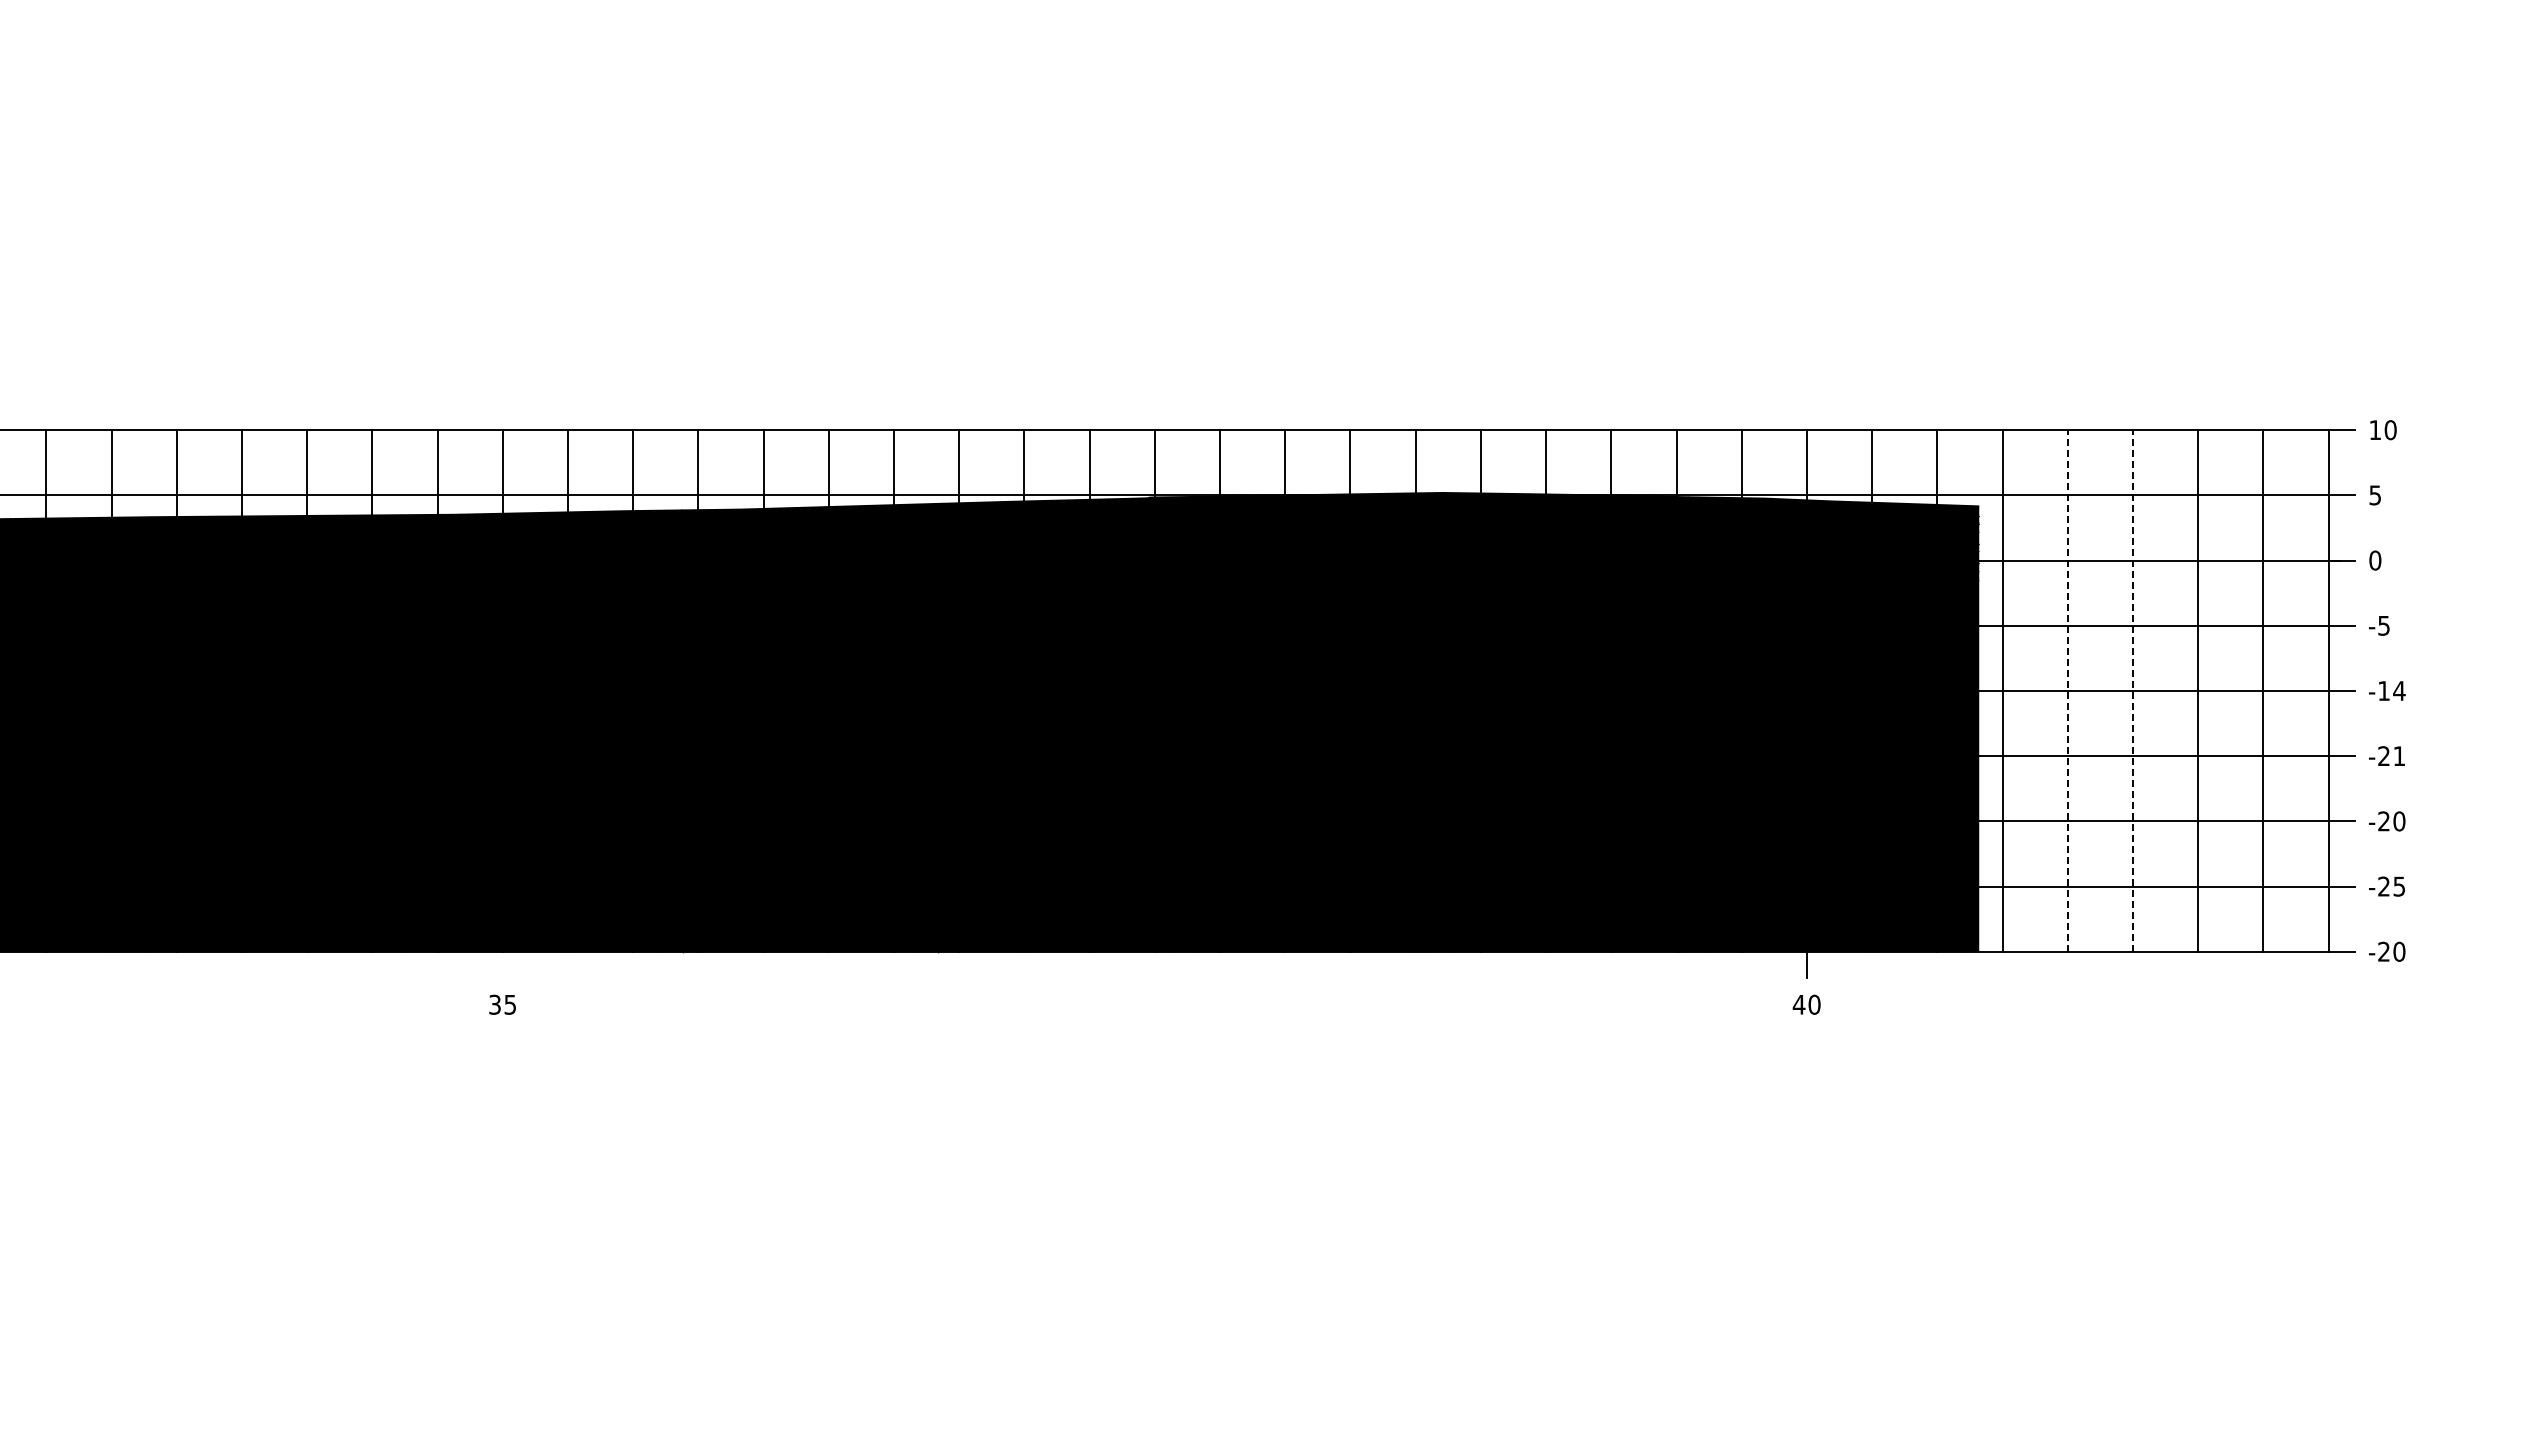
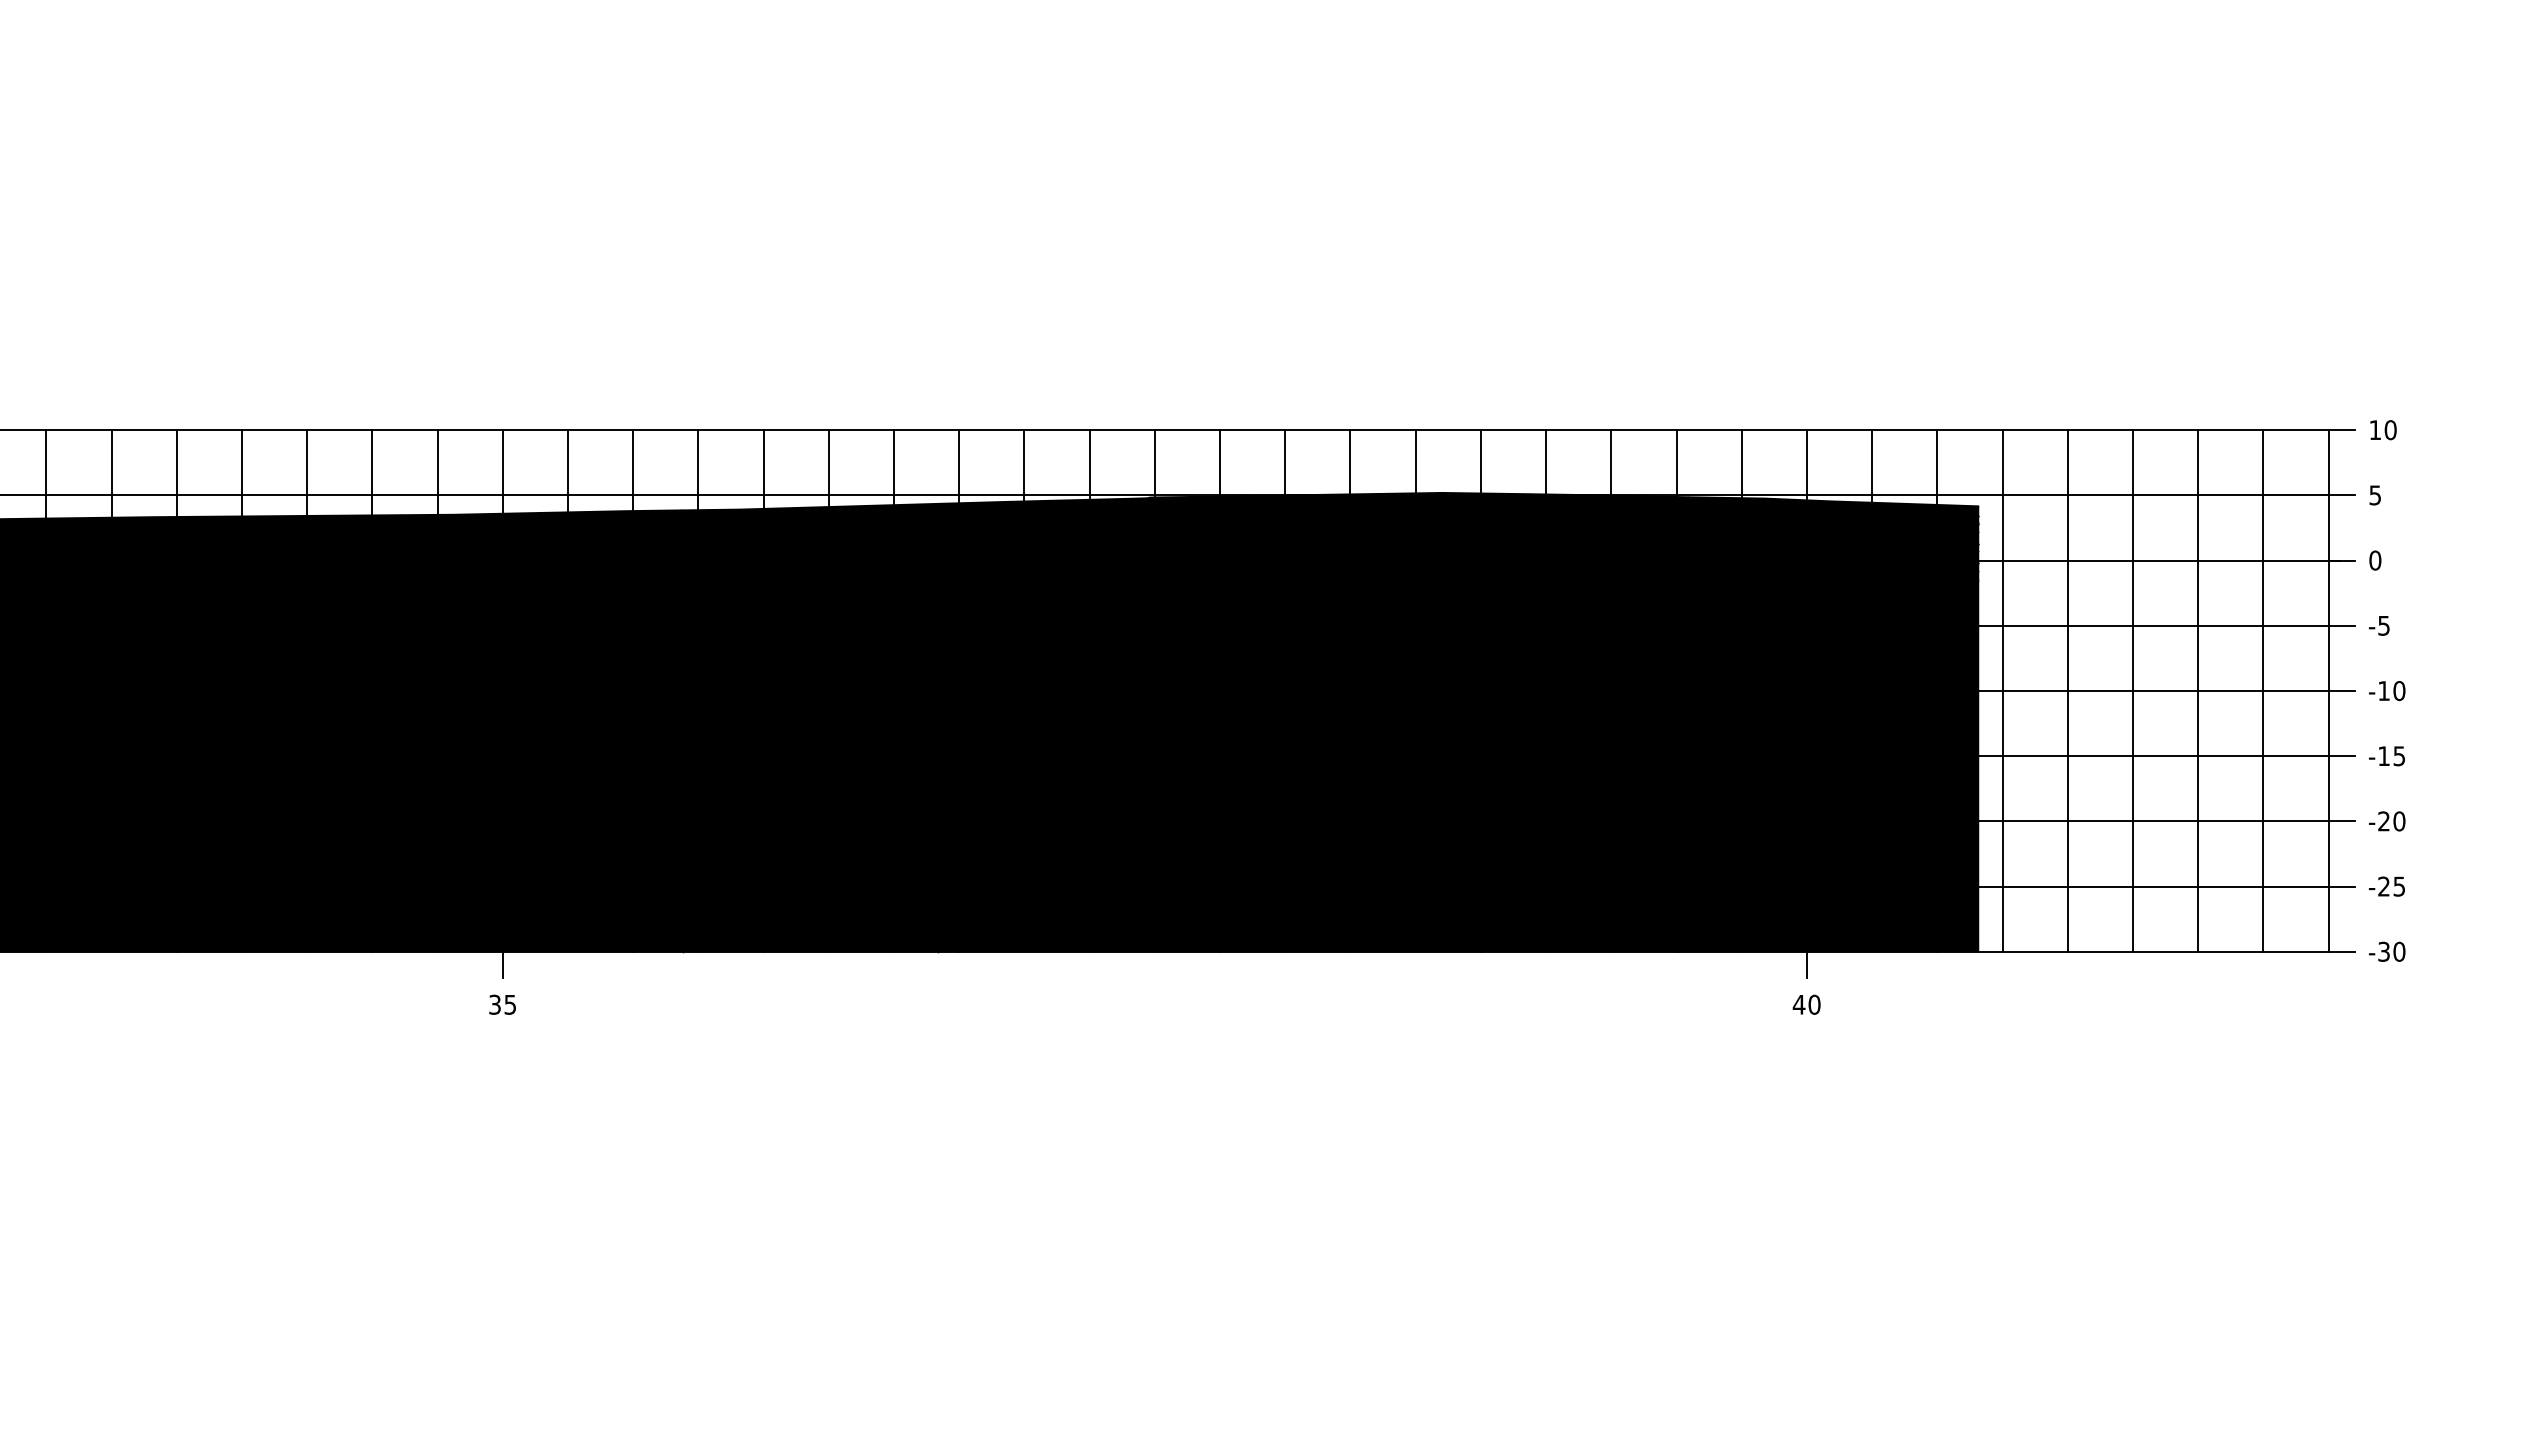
line: dashed -> solid (2067, 691)
line: dashed -> solid (2132, 691)
text: -14 -> -10 (2399, 691)
text: -21 -> -15 (2391, 756)
text: -20 -> -30 (2383, 951)
line: none -> present (502, 964)
